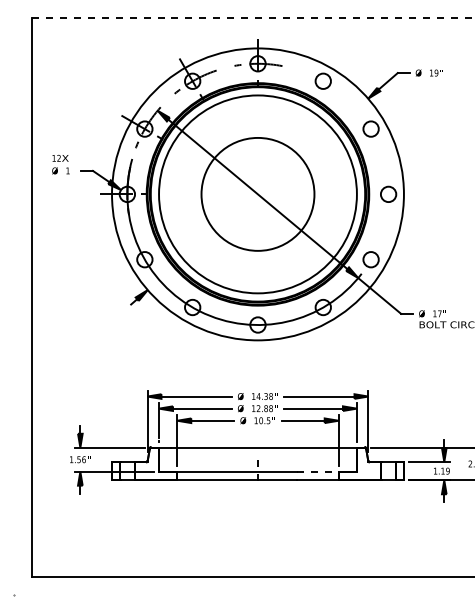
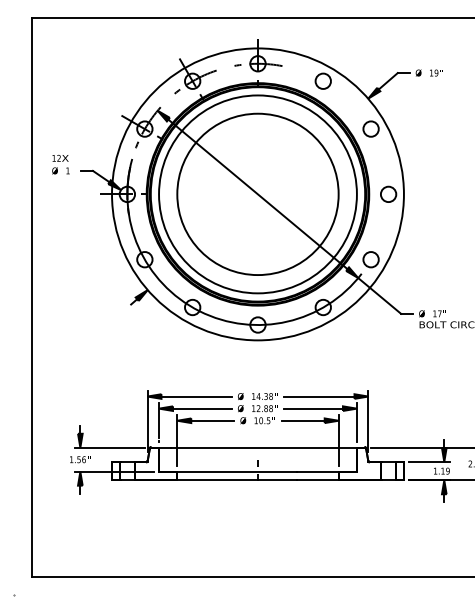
line: dashed -> solid (253, 18)
circle diameter: 113 px -> 161 px (257, 194)
line: dashed -> solid (317, 471)
